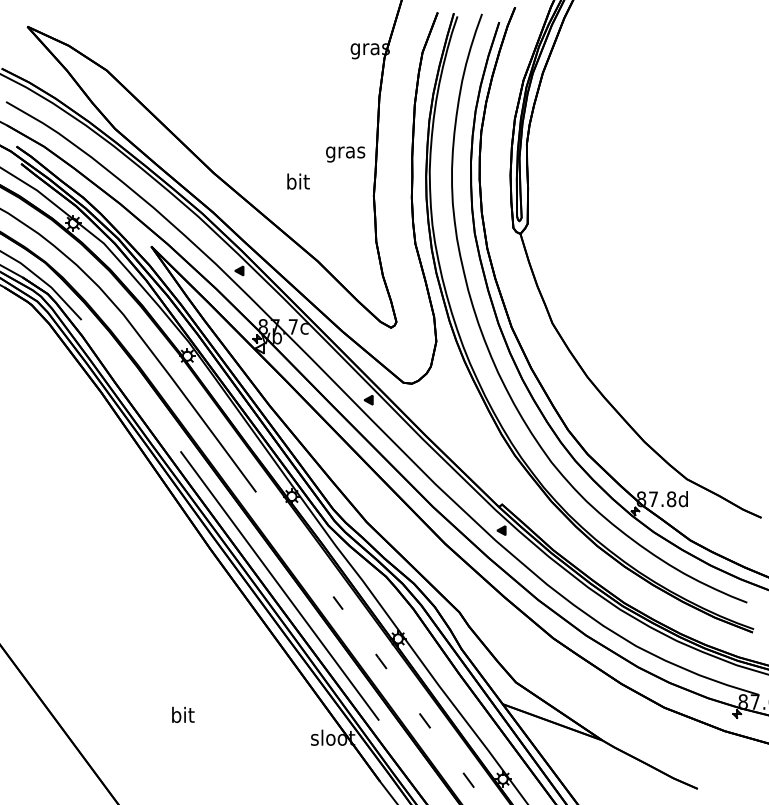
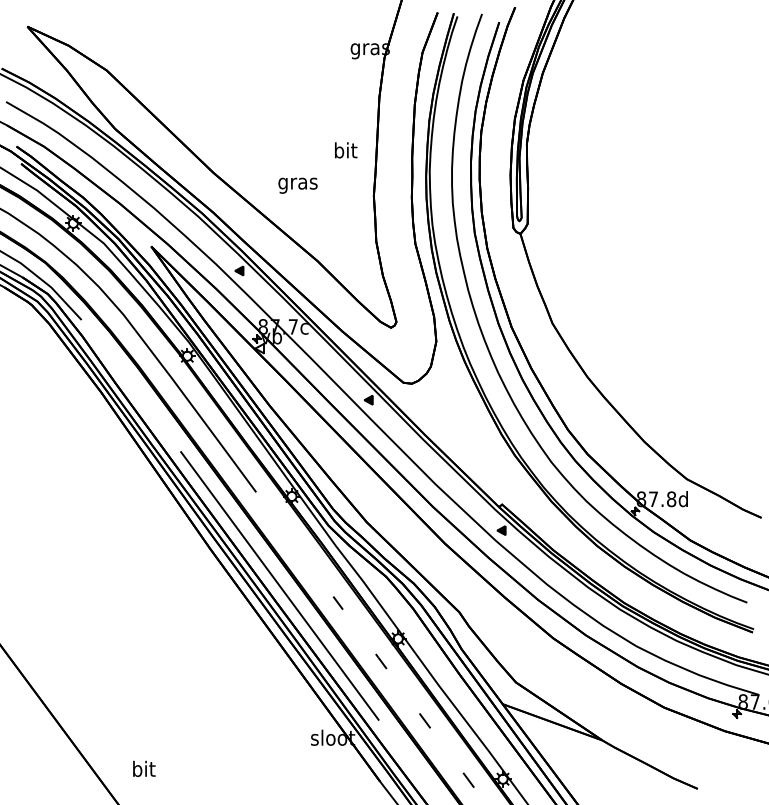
text: gras -> bit (345, 152)
text: bit -> gras (297, 183)
text position: (183, 714) -> (144, 768) (144, 768)
